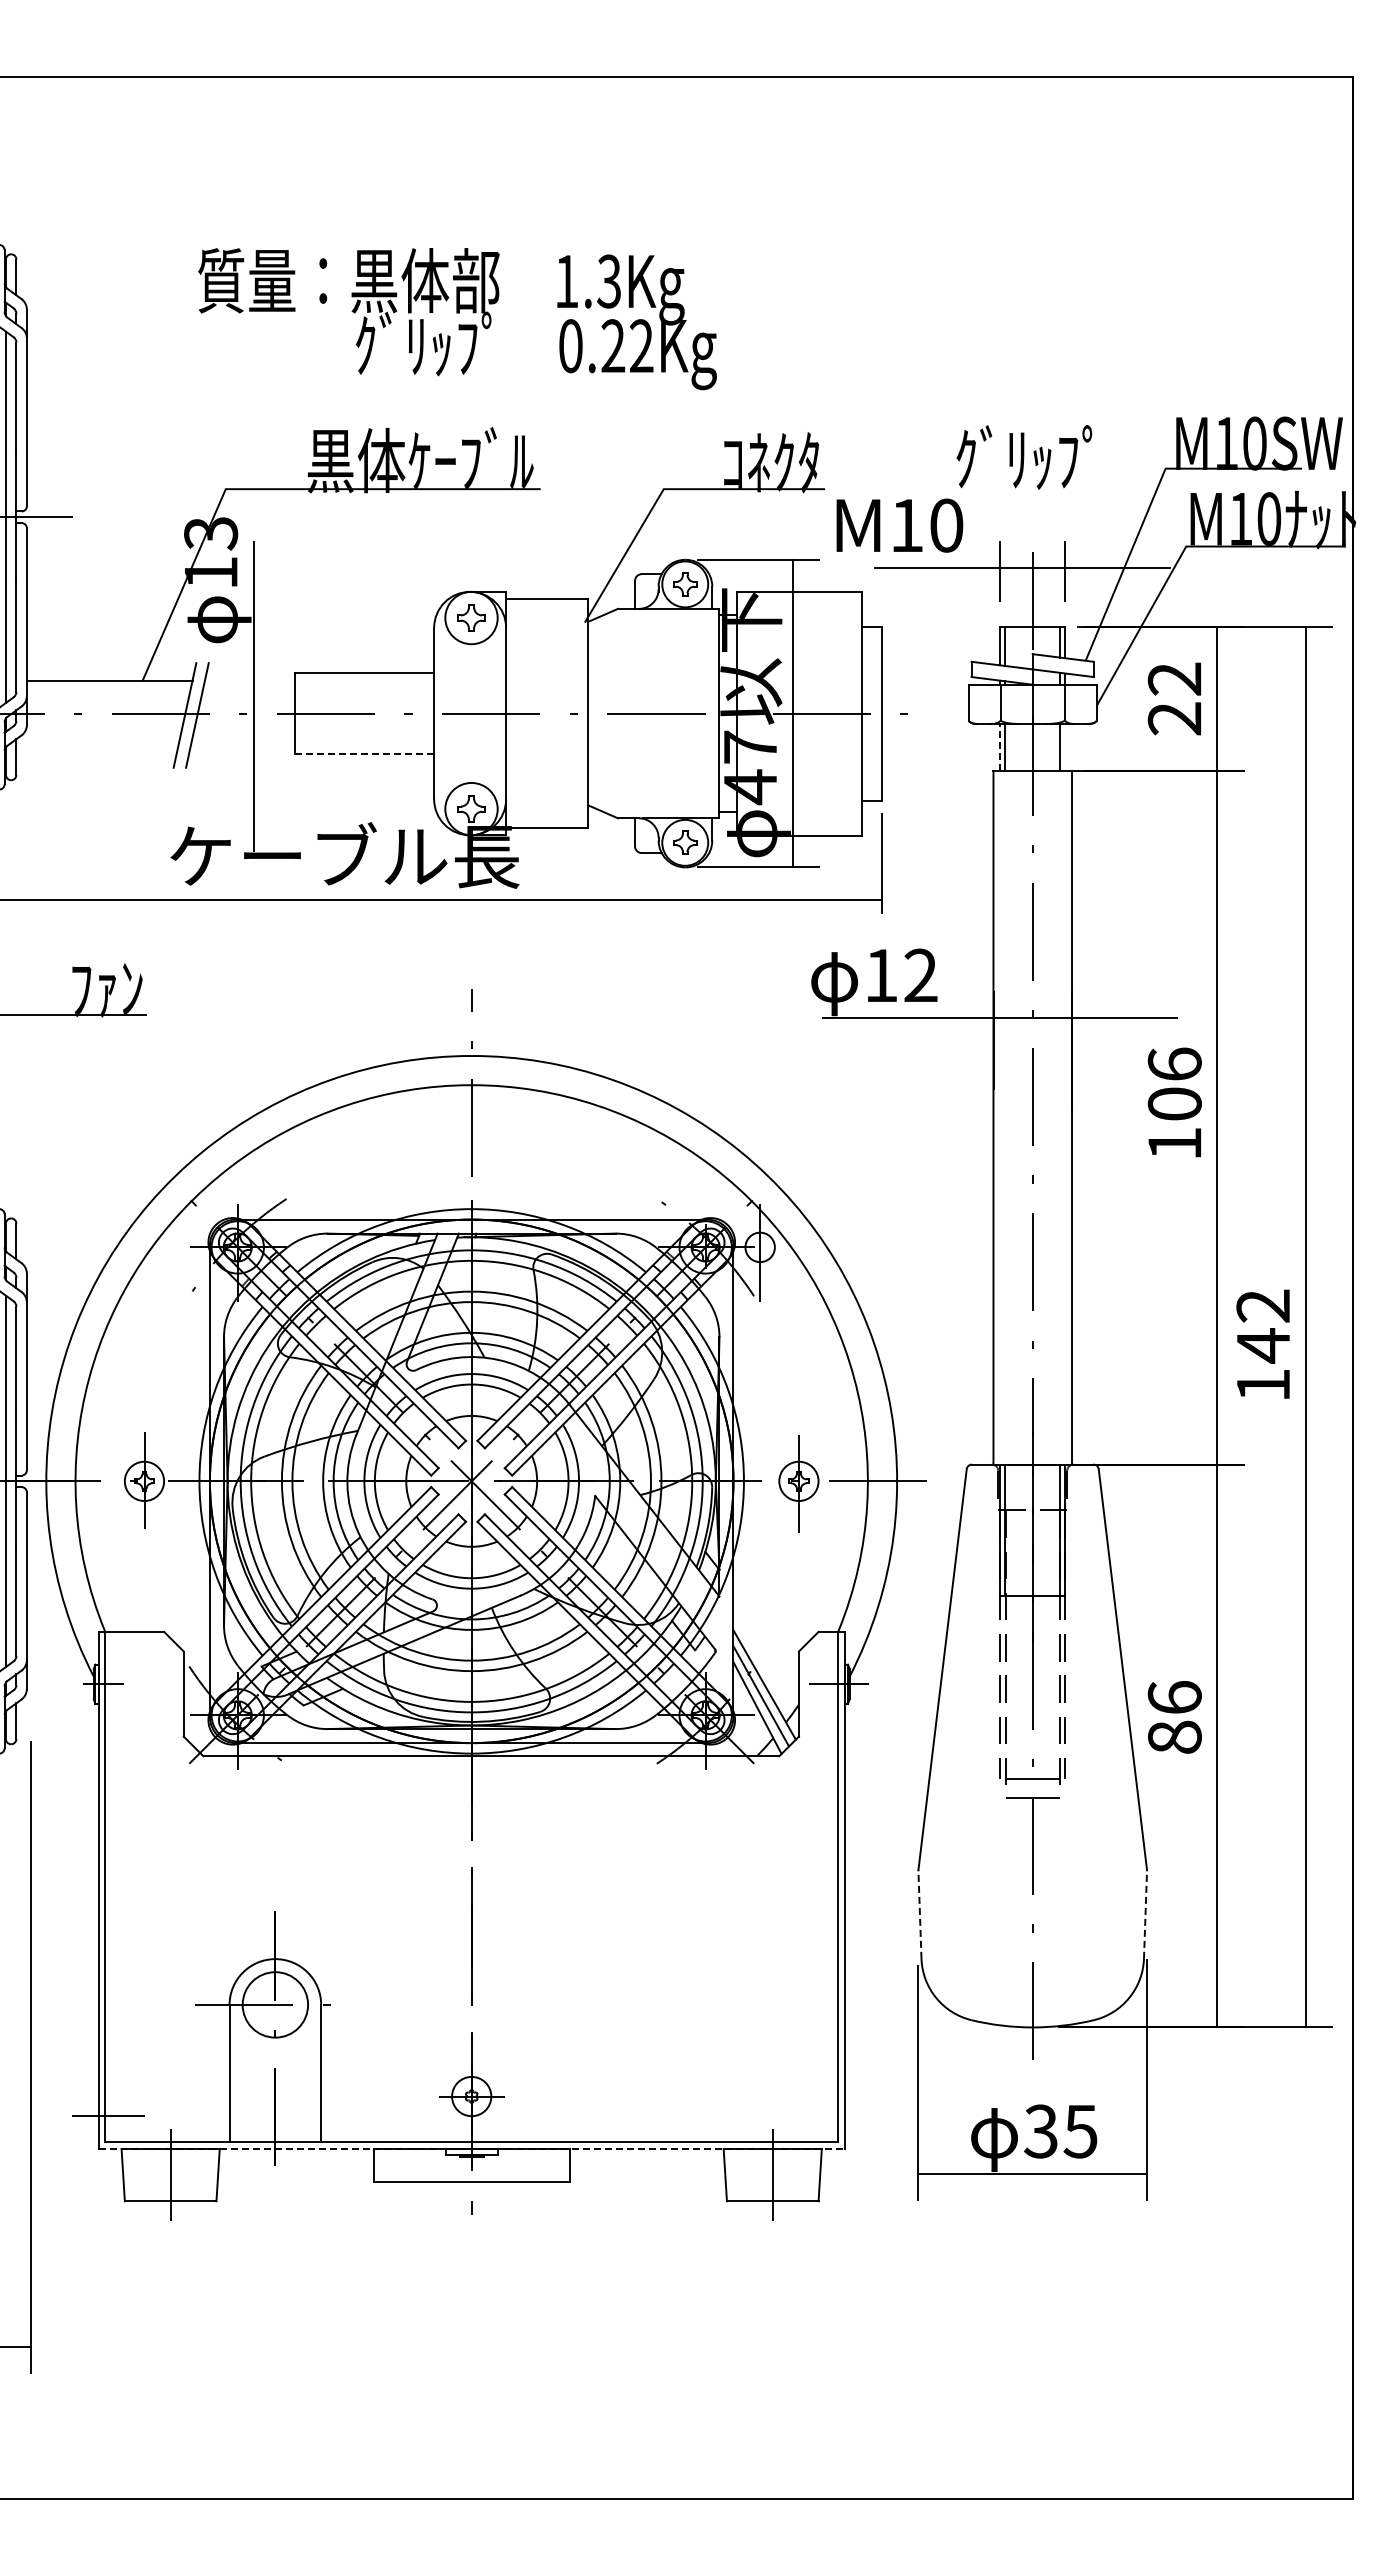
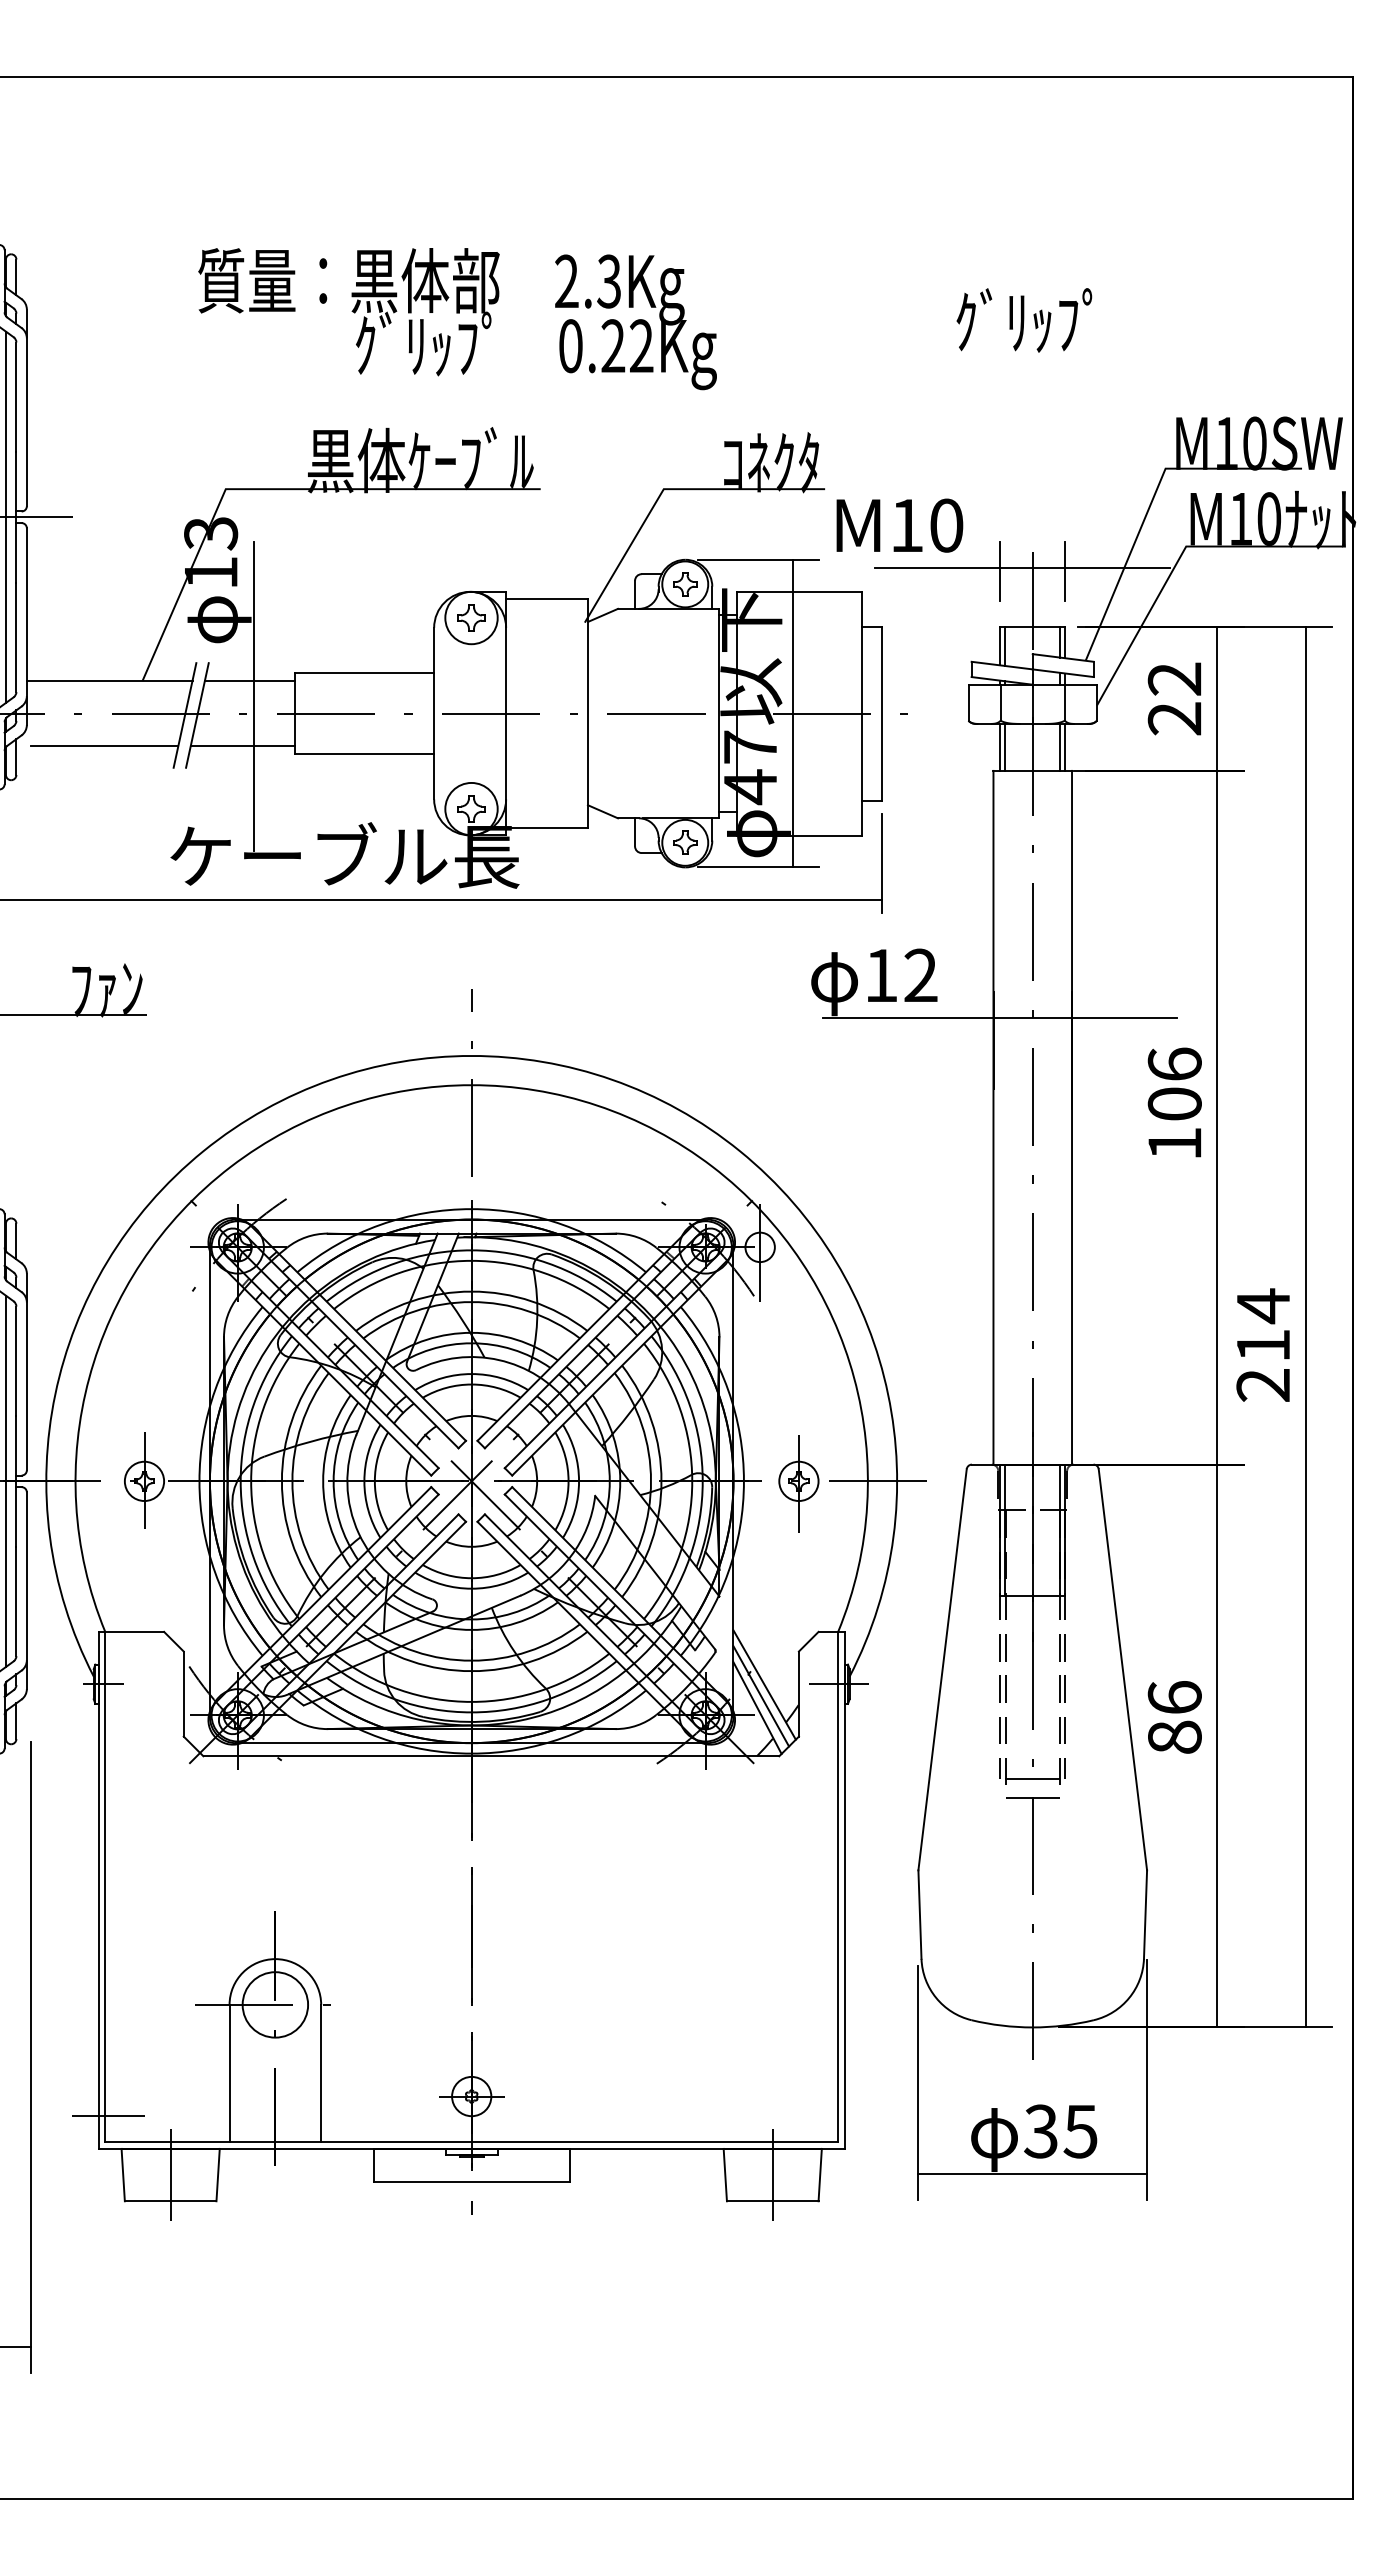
text: 1.3Kg -> 2.3Kg (566, 280)
text position: (1024, 457) -> (1024, 320) (1024, 320)
line: none -> present (249, 680)
line: none -> present (104, 746)
line: none -> present (242, 746)
line: dashed -> solid (1000, 746)
line: none -> present (1065, 746)
line: dashed -> solid (364, 754)
text: 142 -> 214 (1262, 1344)
line: dashed -> solid (919, 1914)
line: dashed -> solid (1145, 1914)
line: dashed -> solid (472, 2148)
